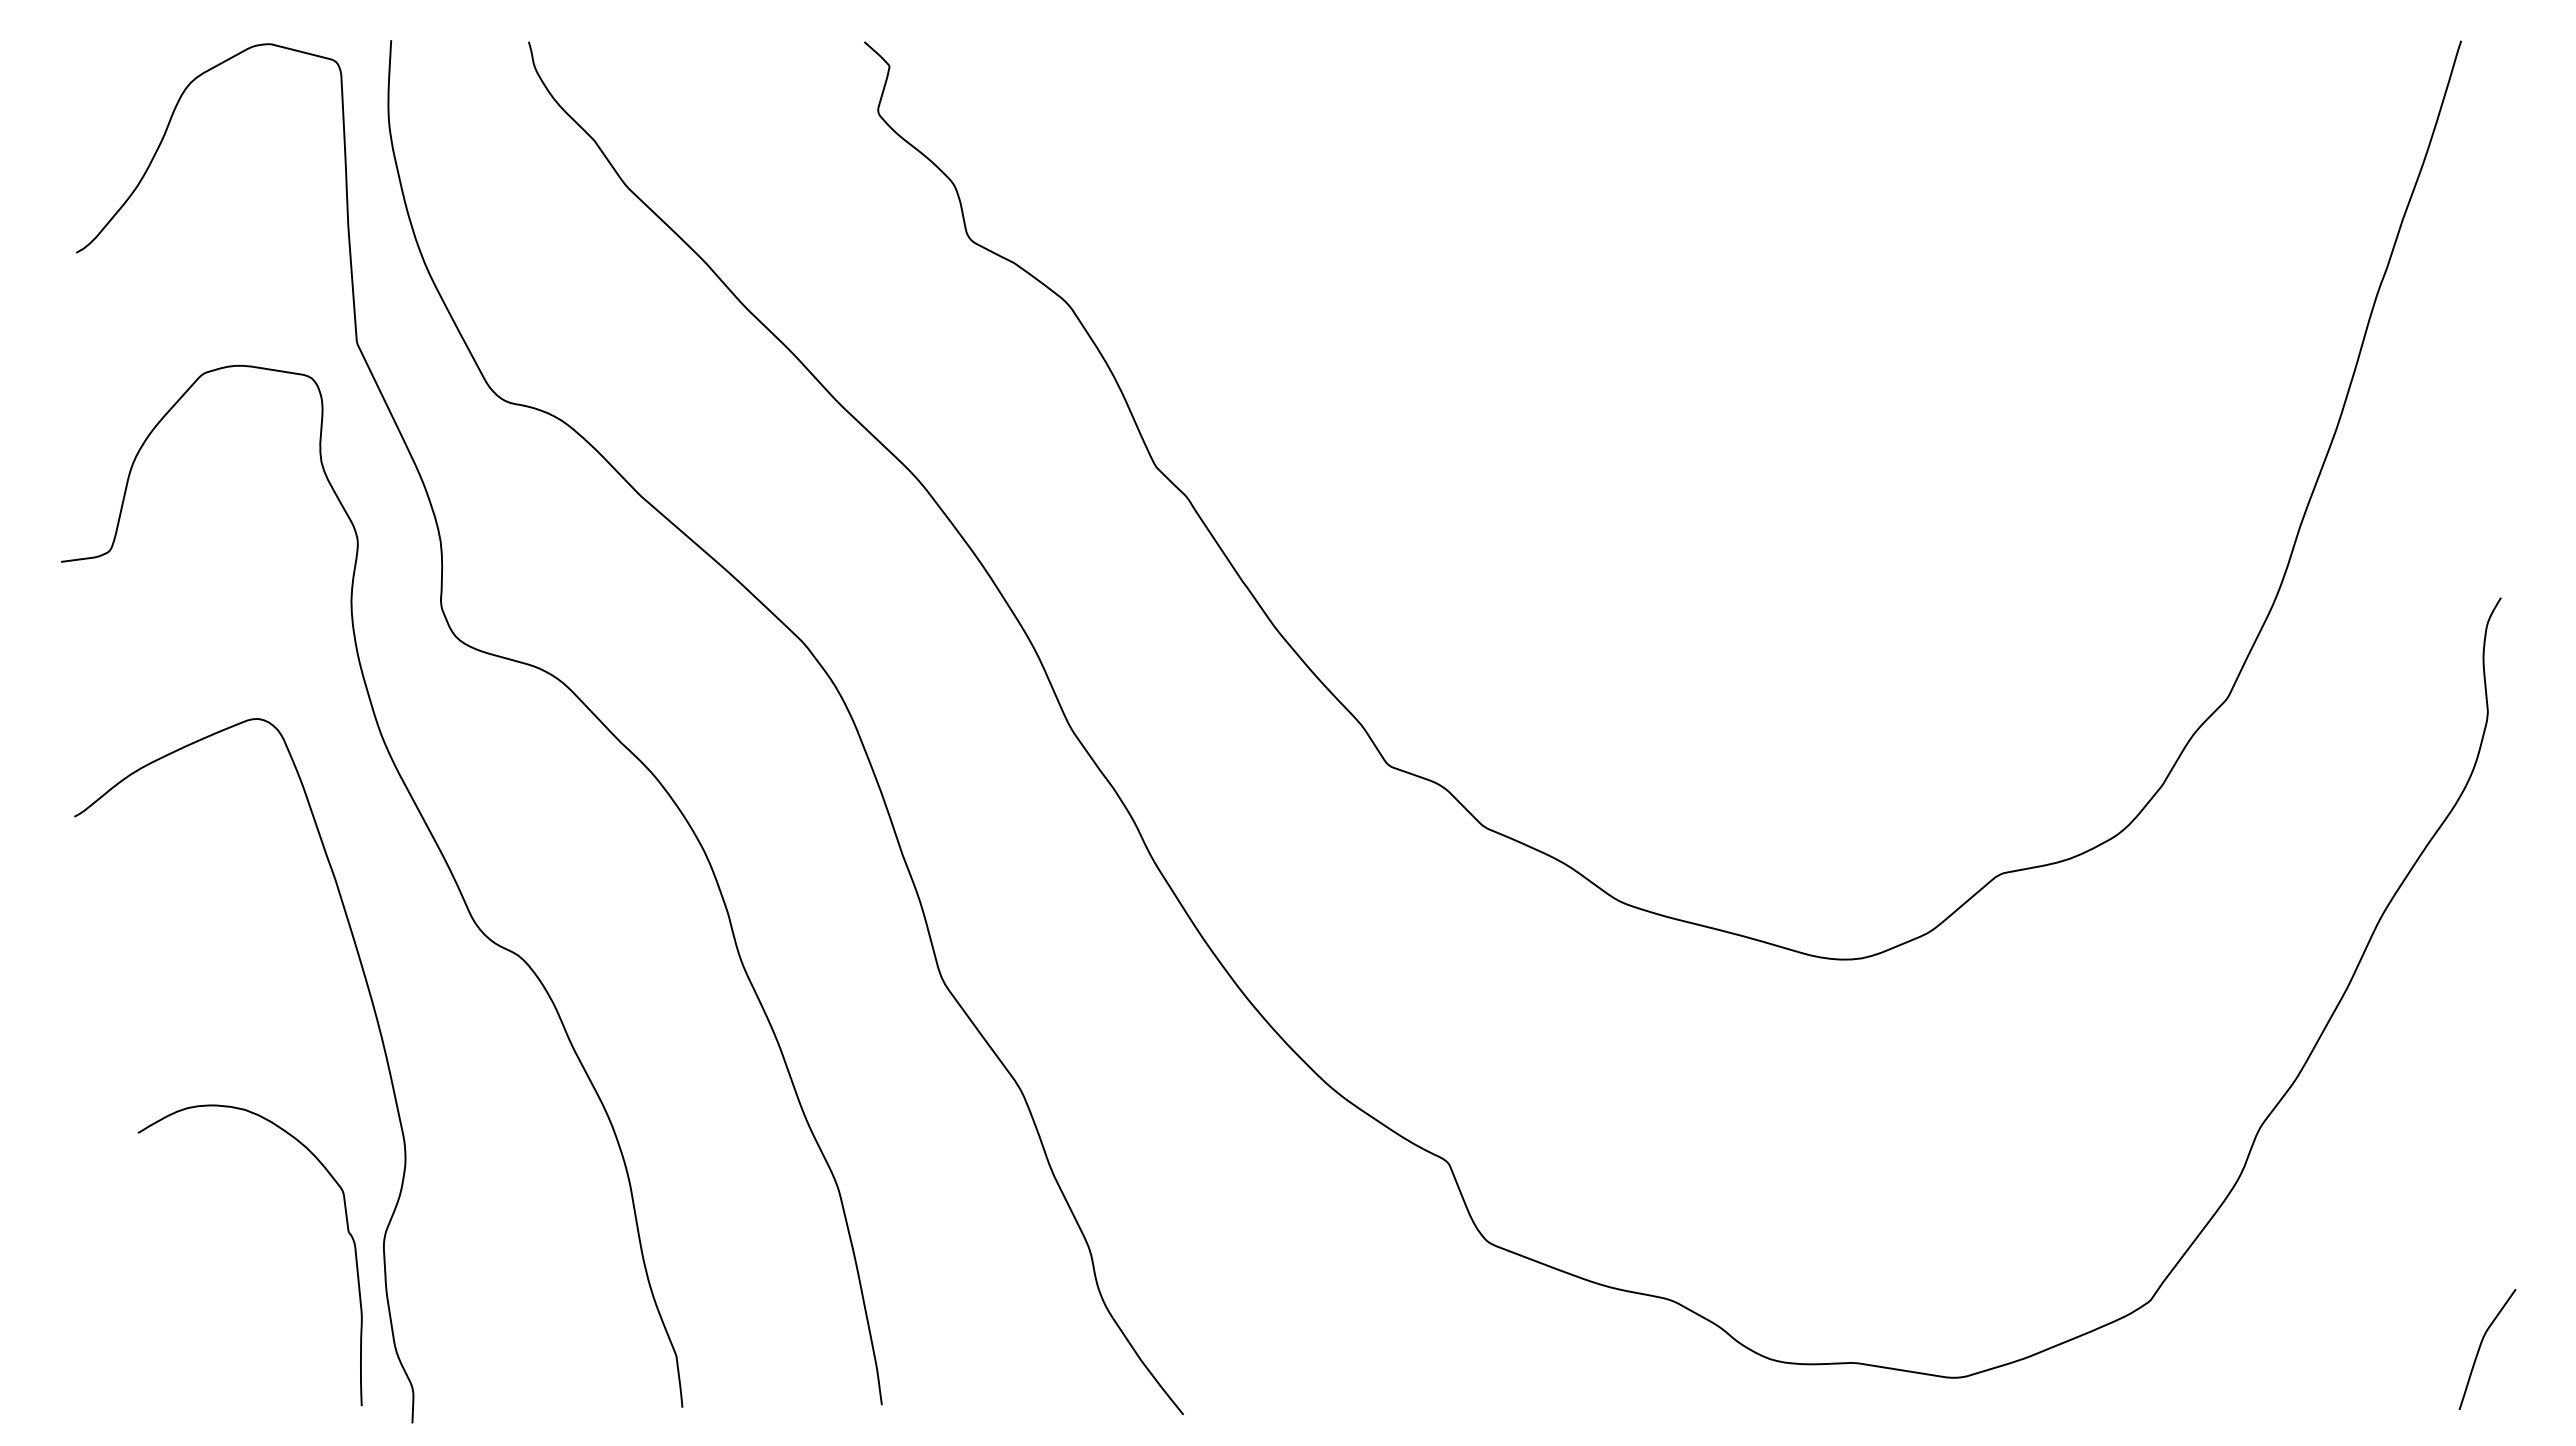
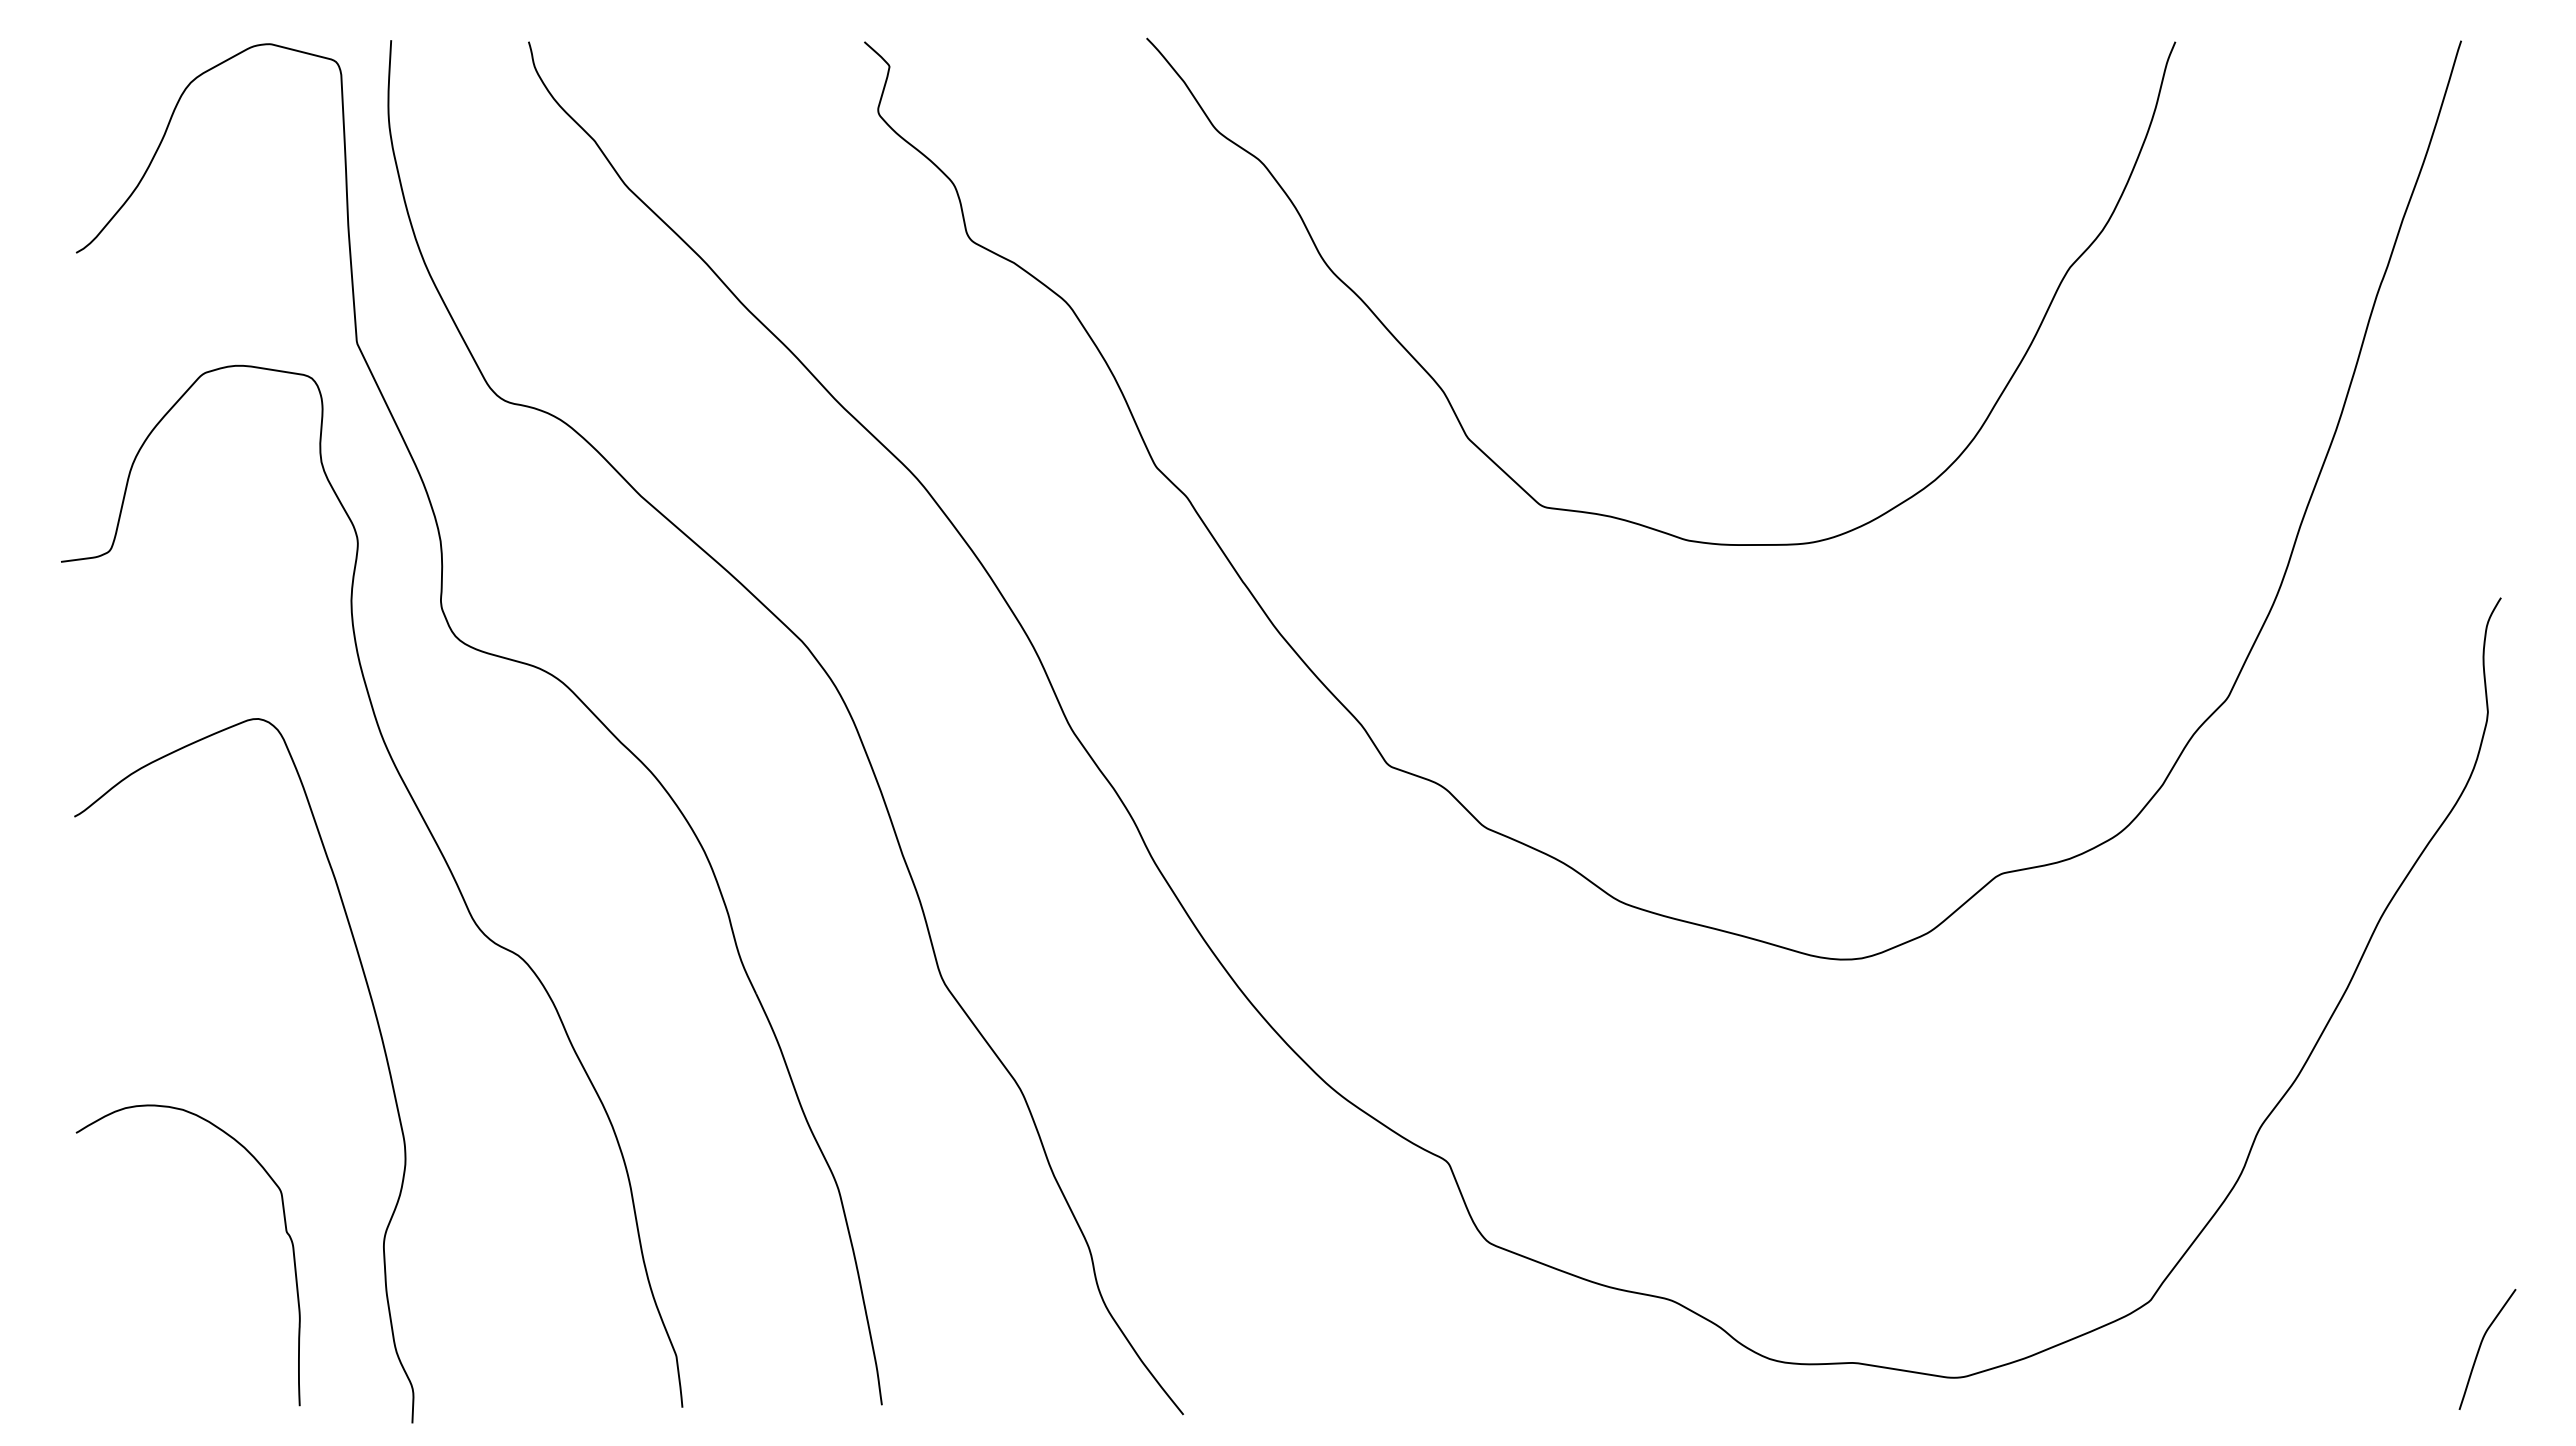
curve: none -> present (1610, 515)
curve position: (347, 1231) -> (285, 1231) (285, 1231)
